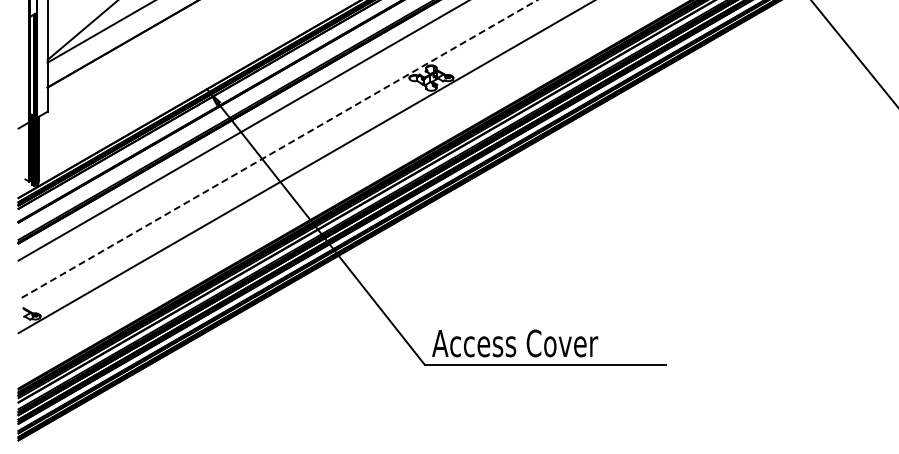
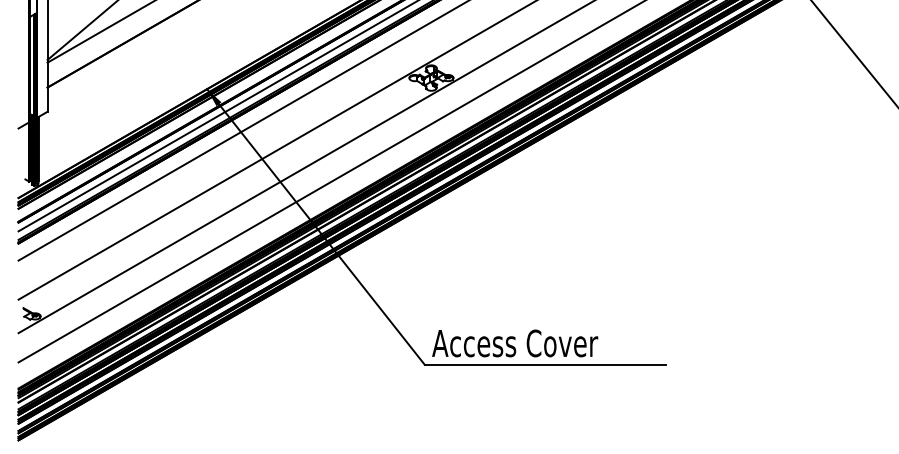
line: none -> present (216, 116)
line: dashed -> solid (277, 150)
line: none -> present (330, 182)
